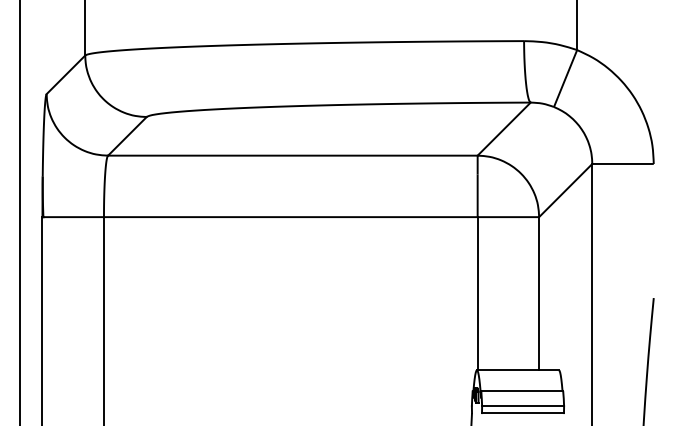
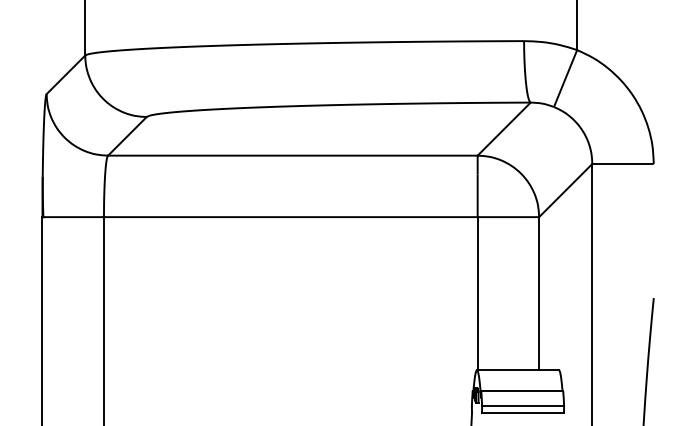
line: present -> none (20, 212)
